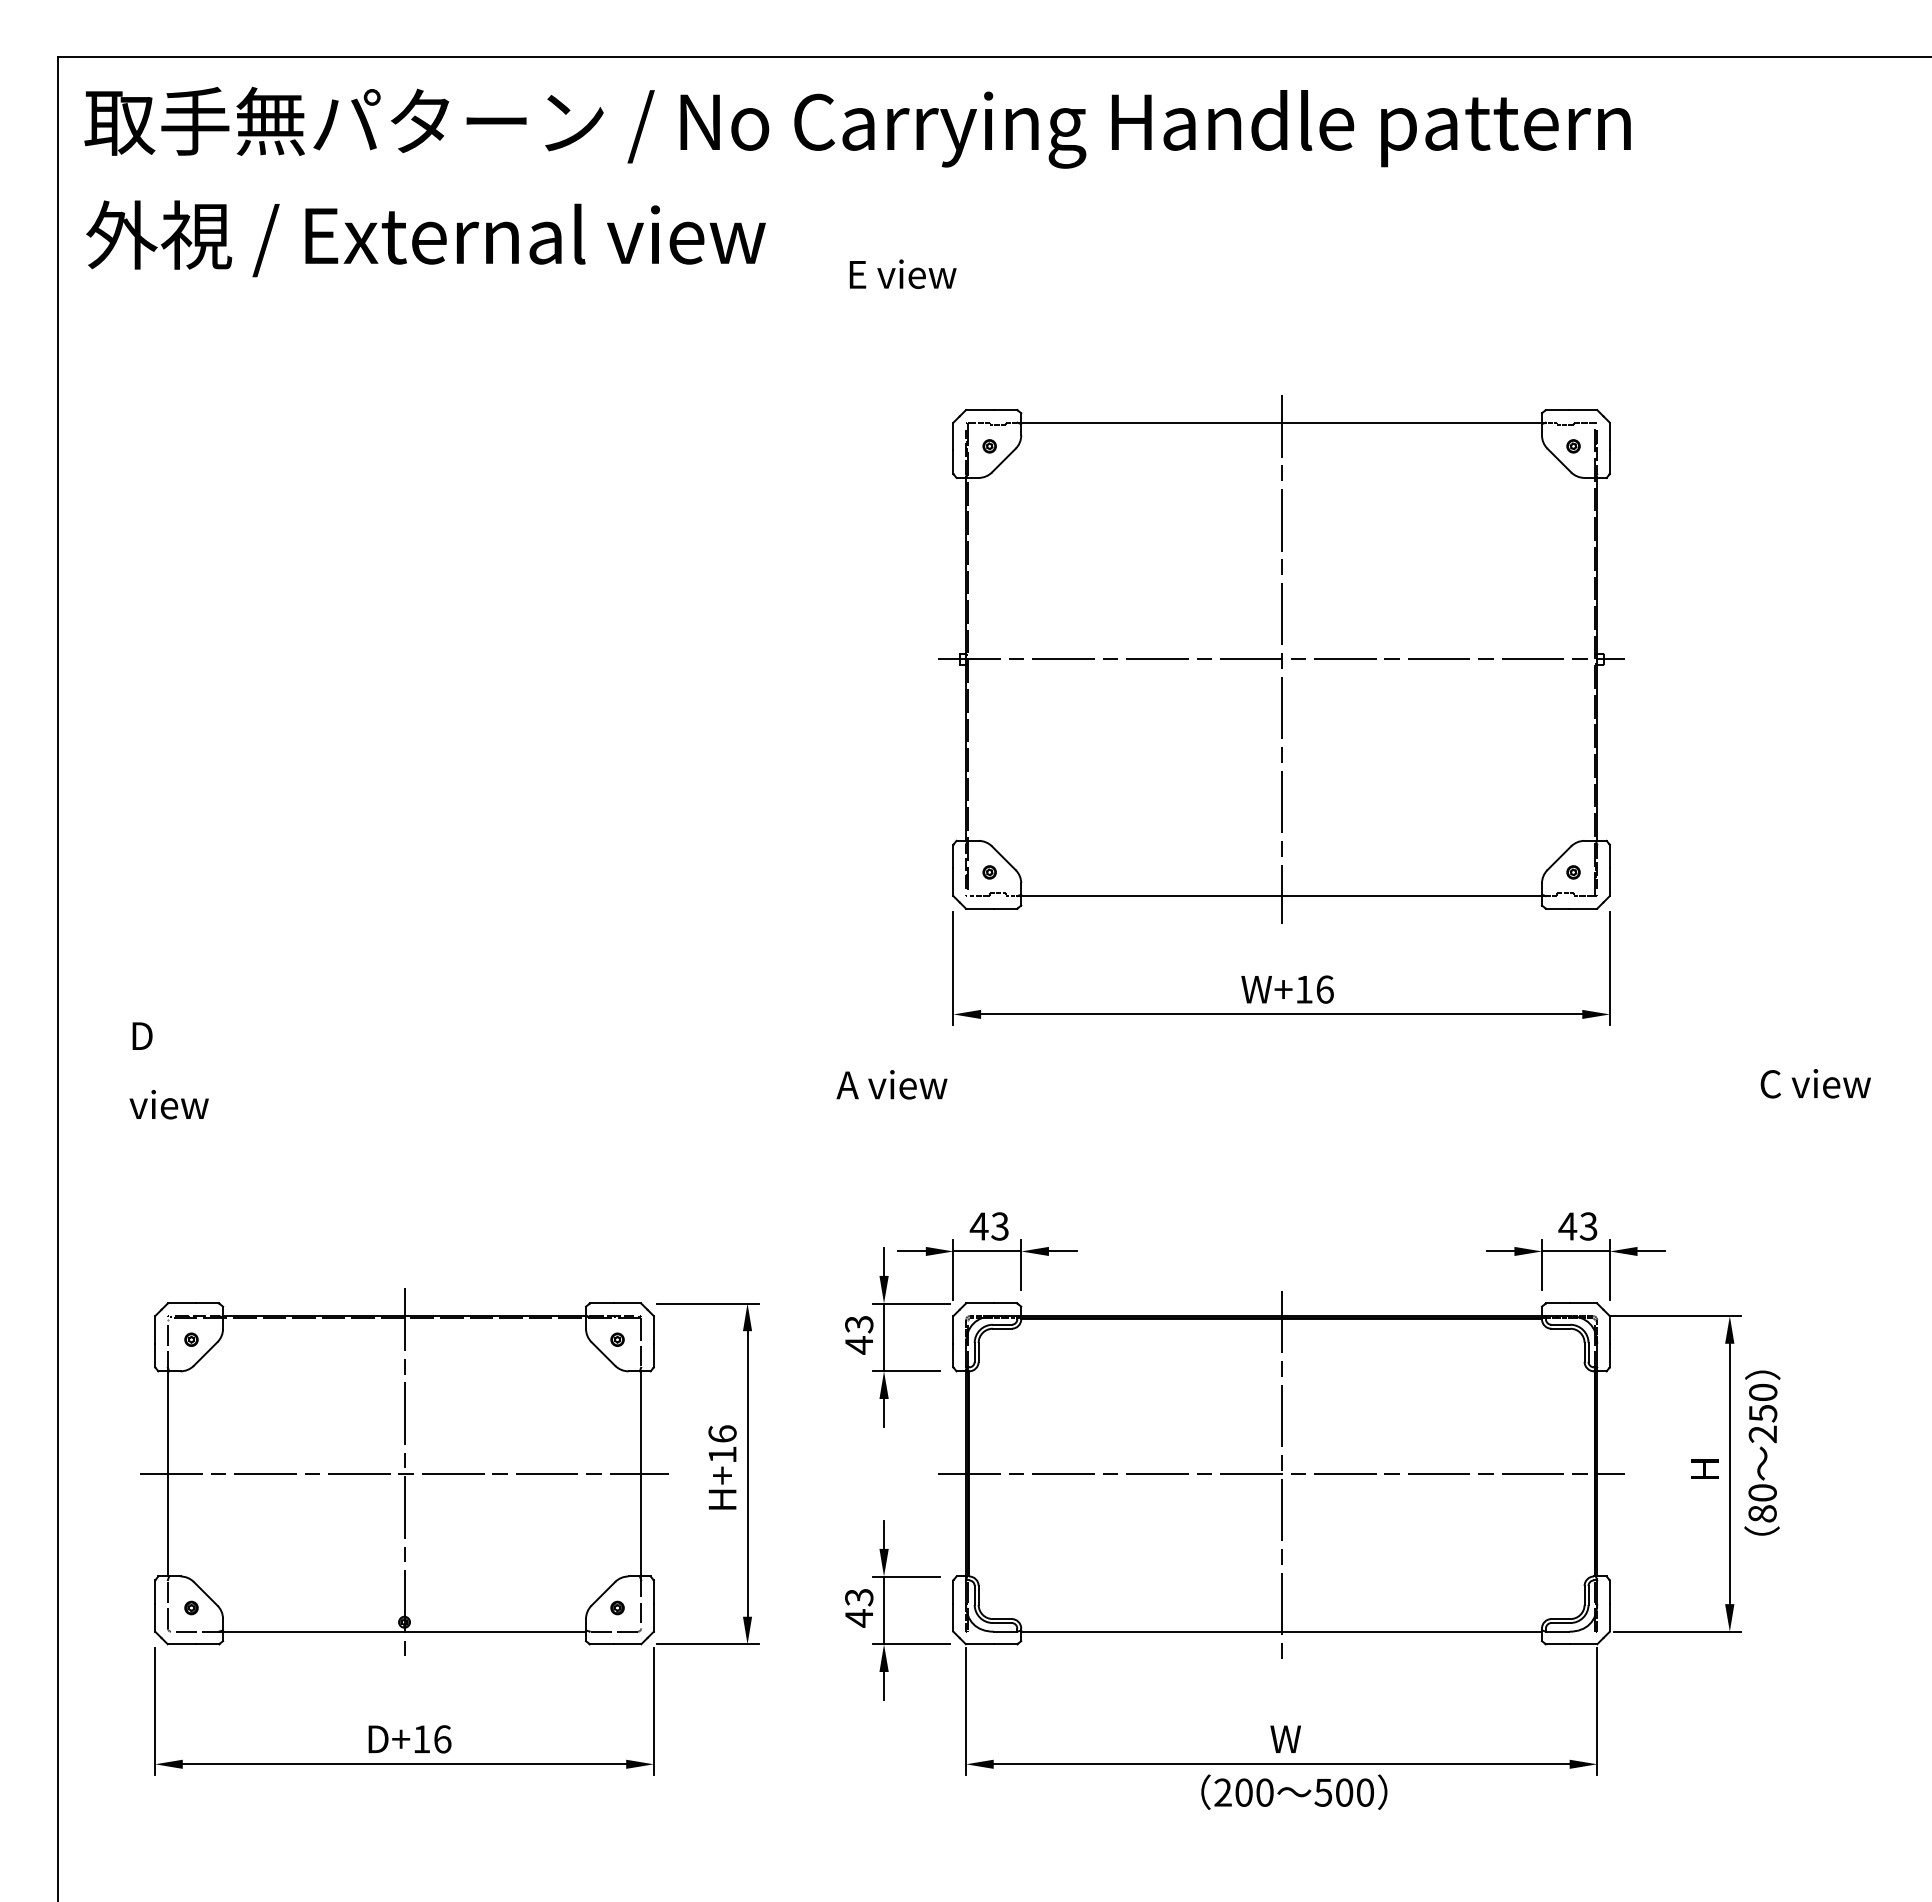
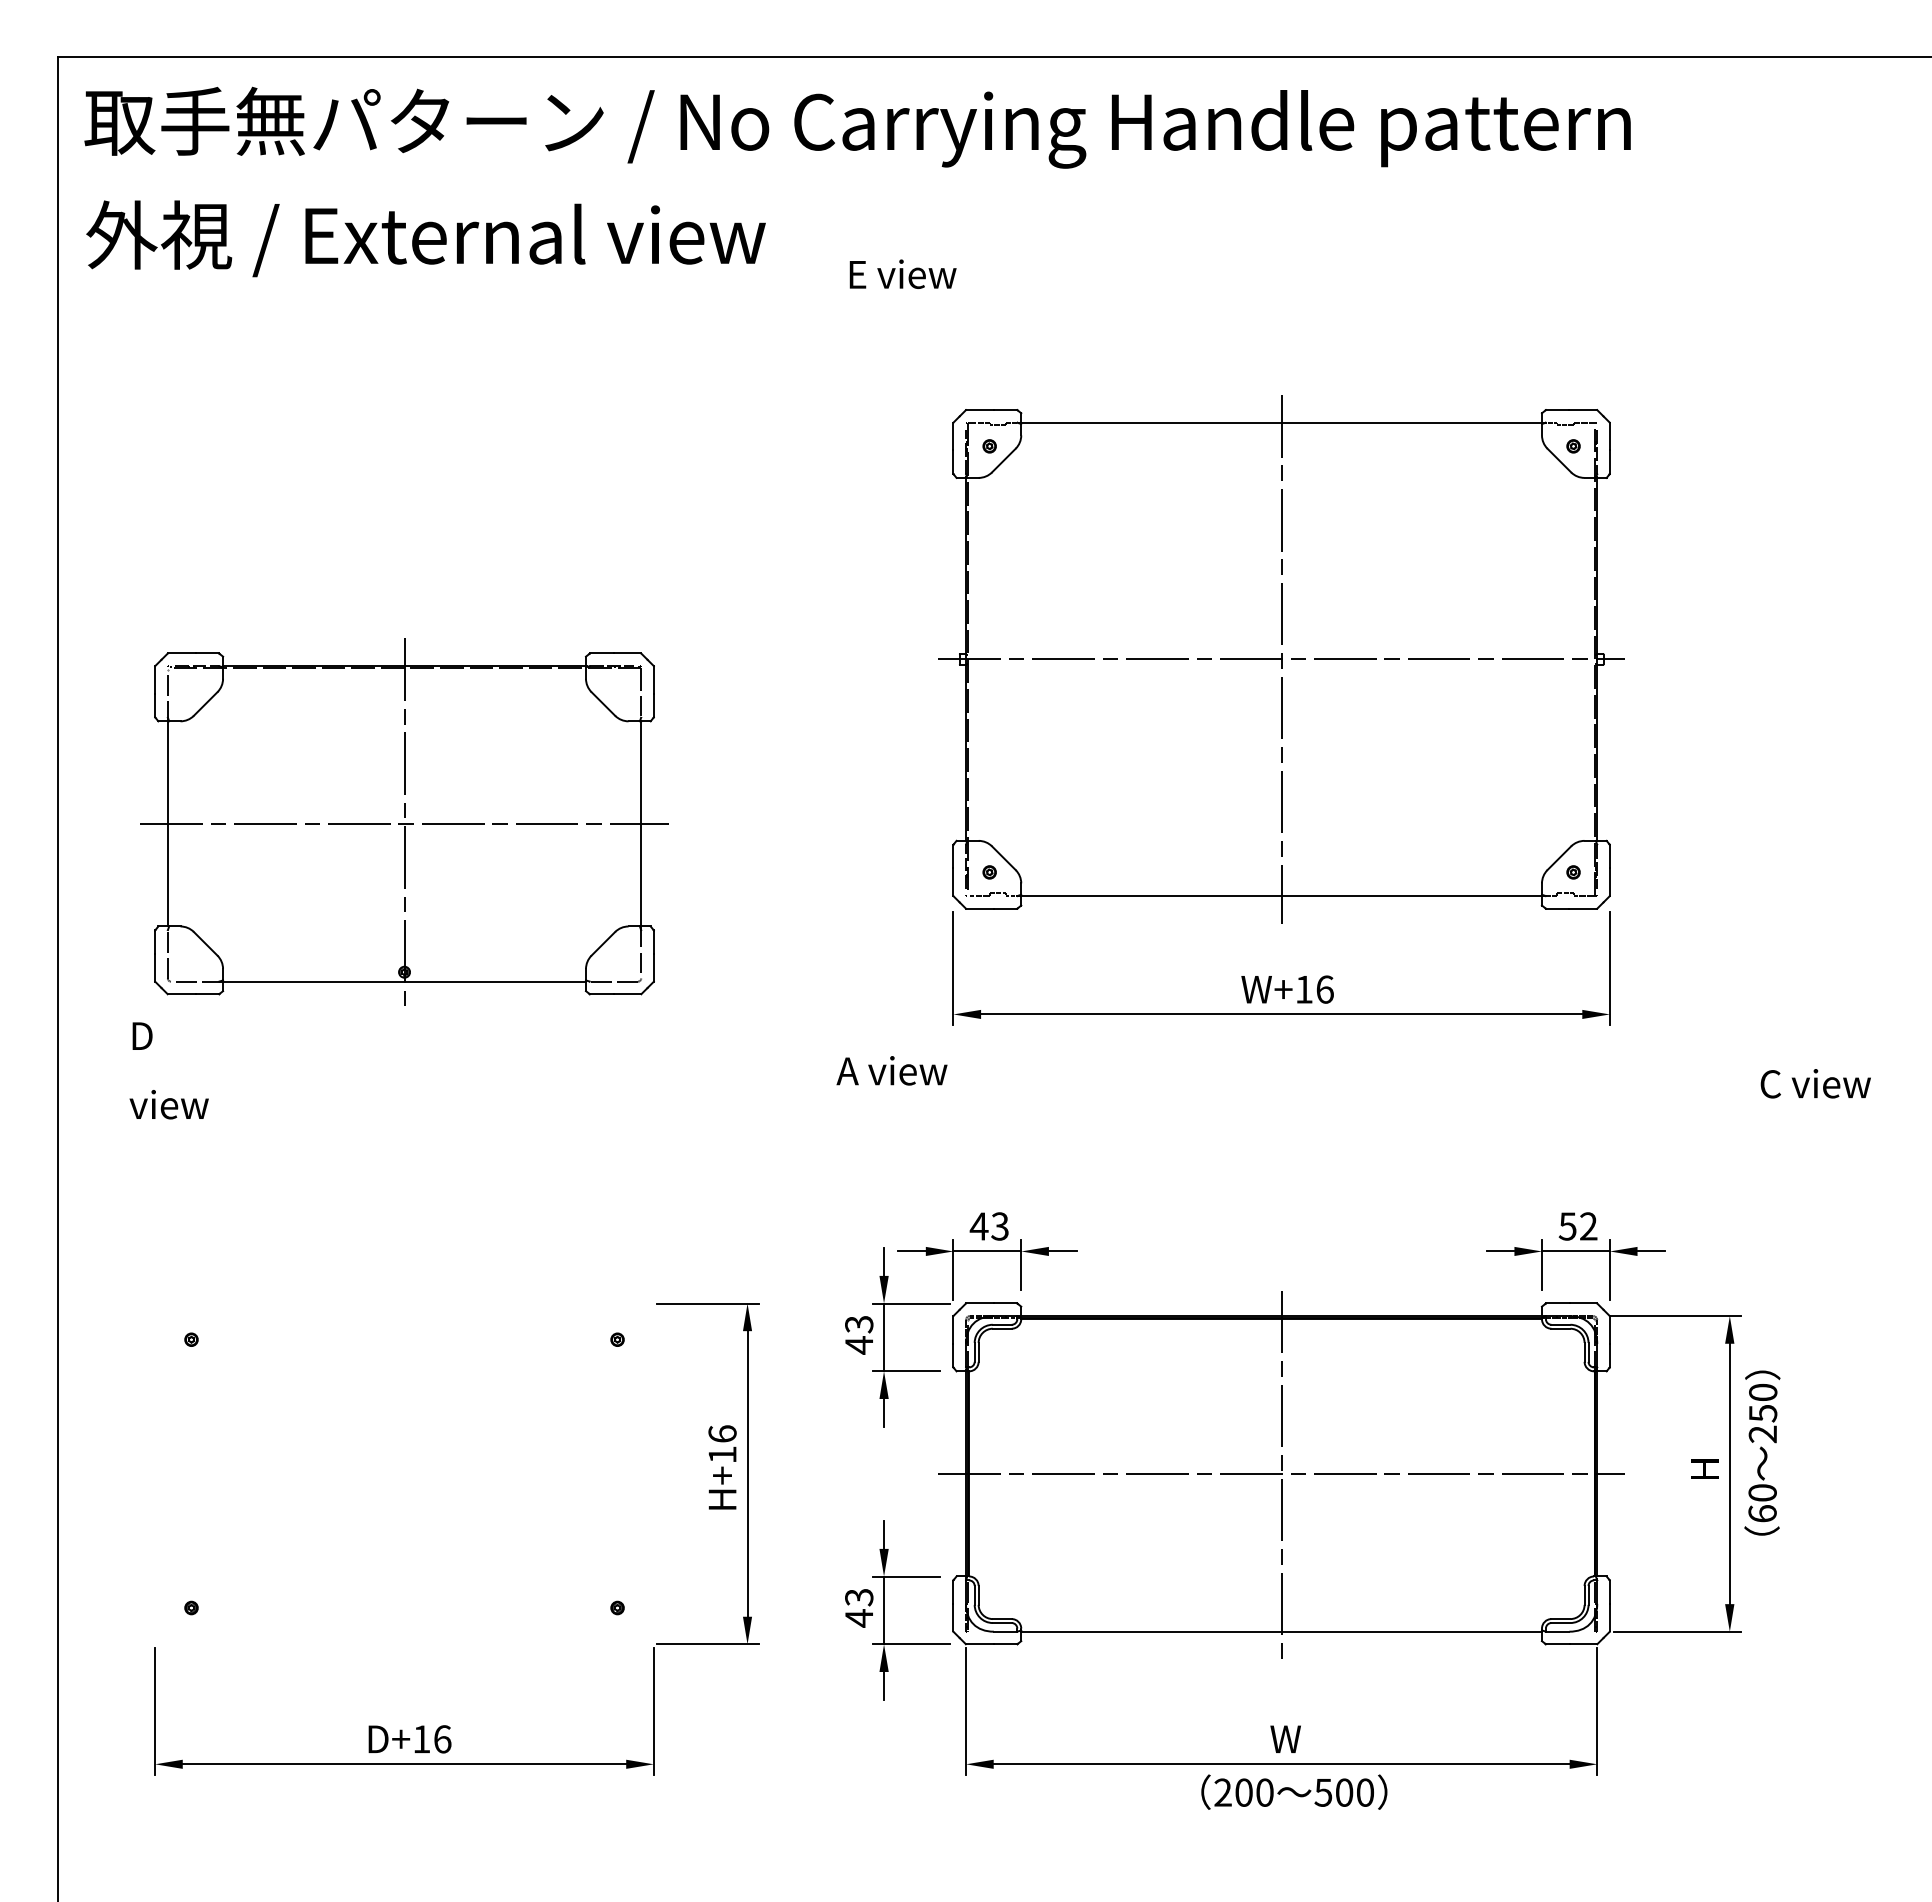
text position: (891, 1084) -> (891, 1070) (891, 1070)
text: 43 -> 52 (1577, 1226)
part position: (404, 1471) -> (404, 821) (404, 821)
text: 80 -> 60 (1762, 1513)
